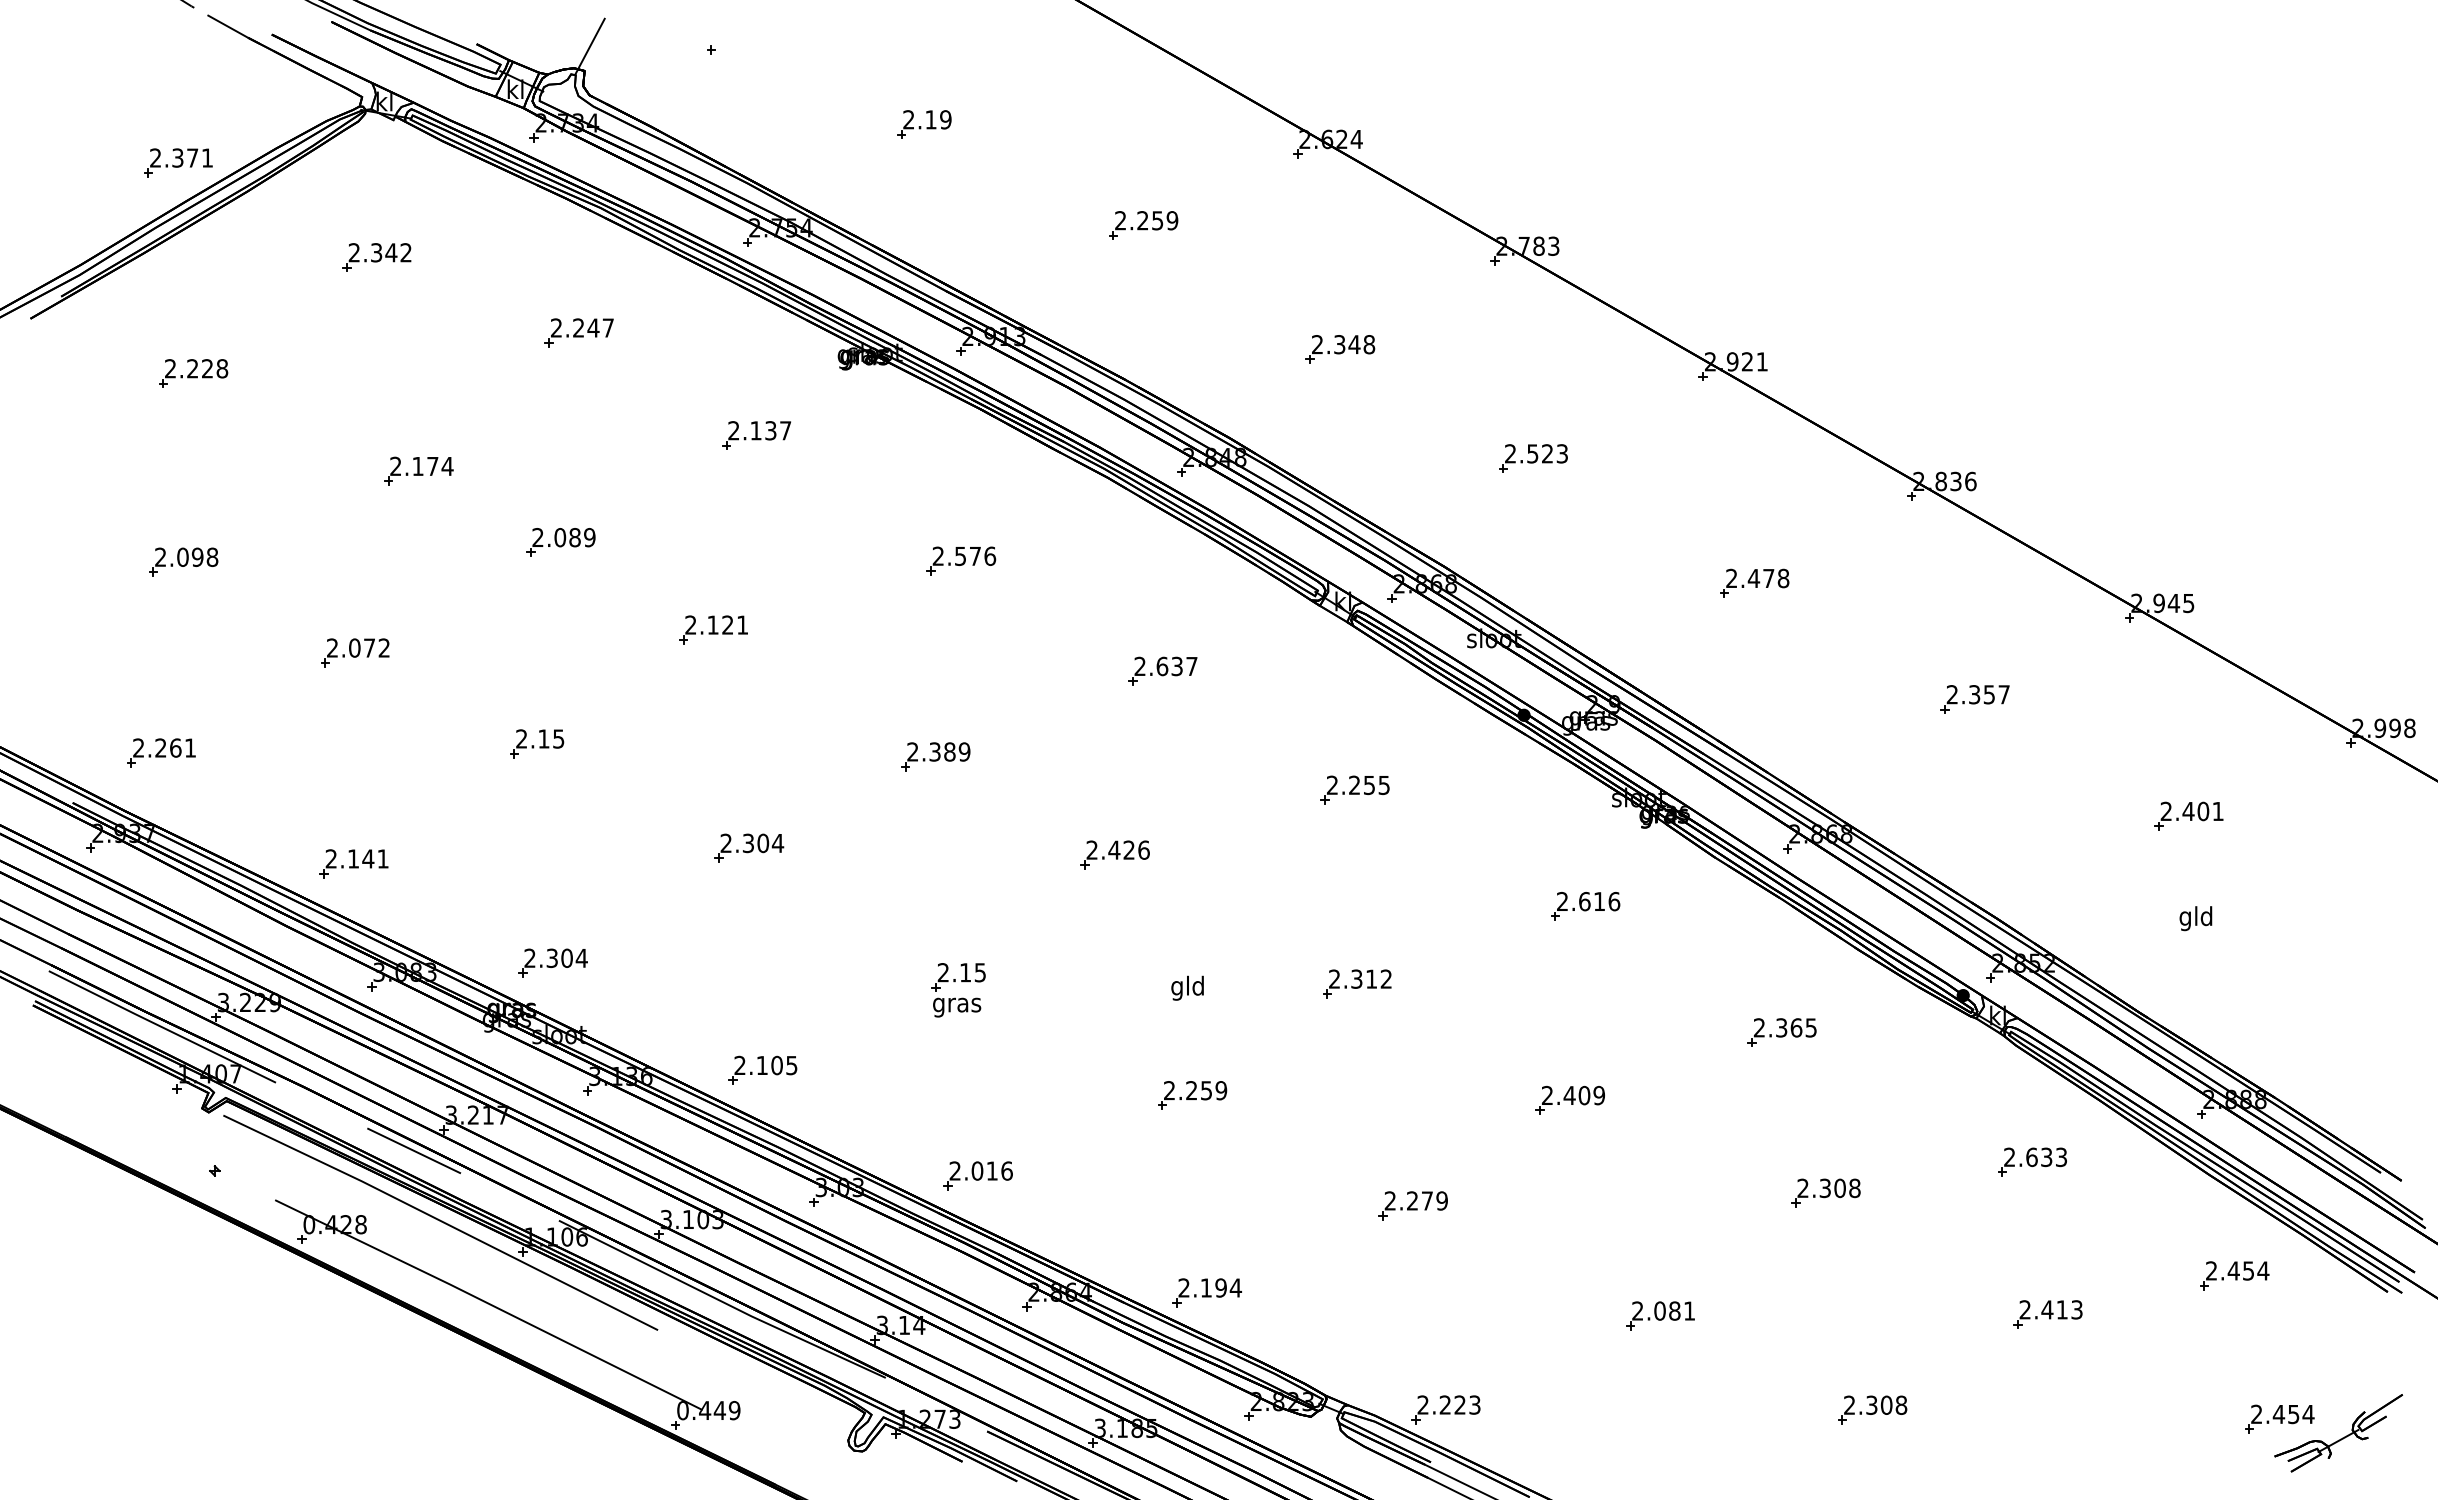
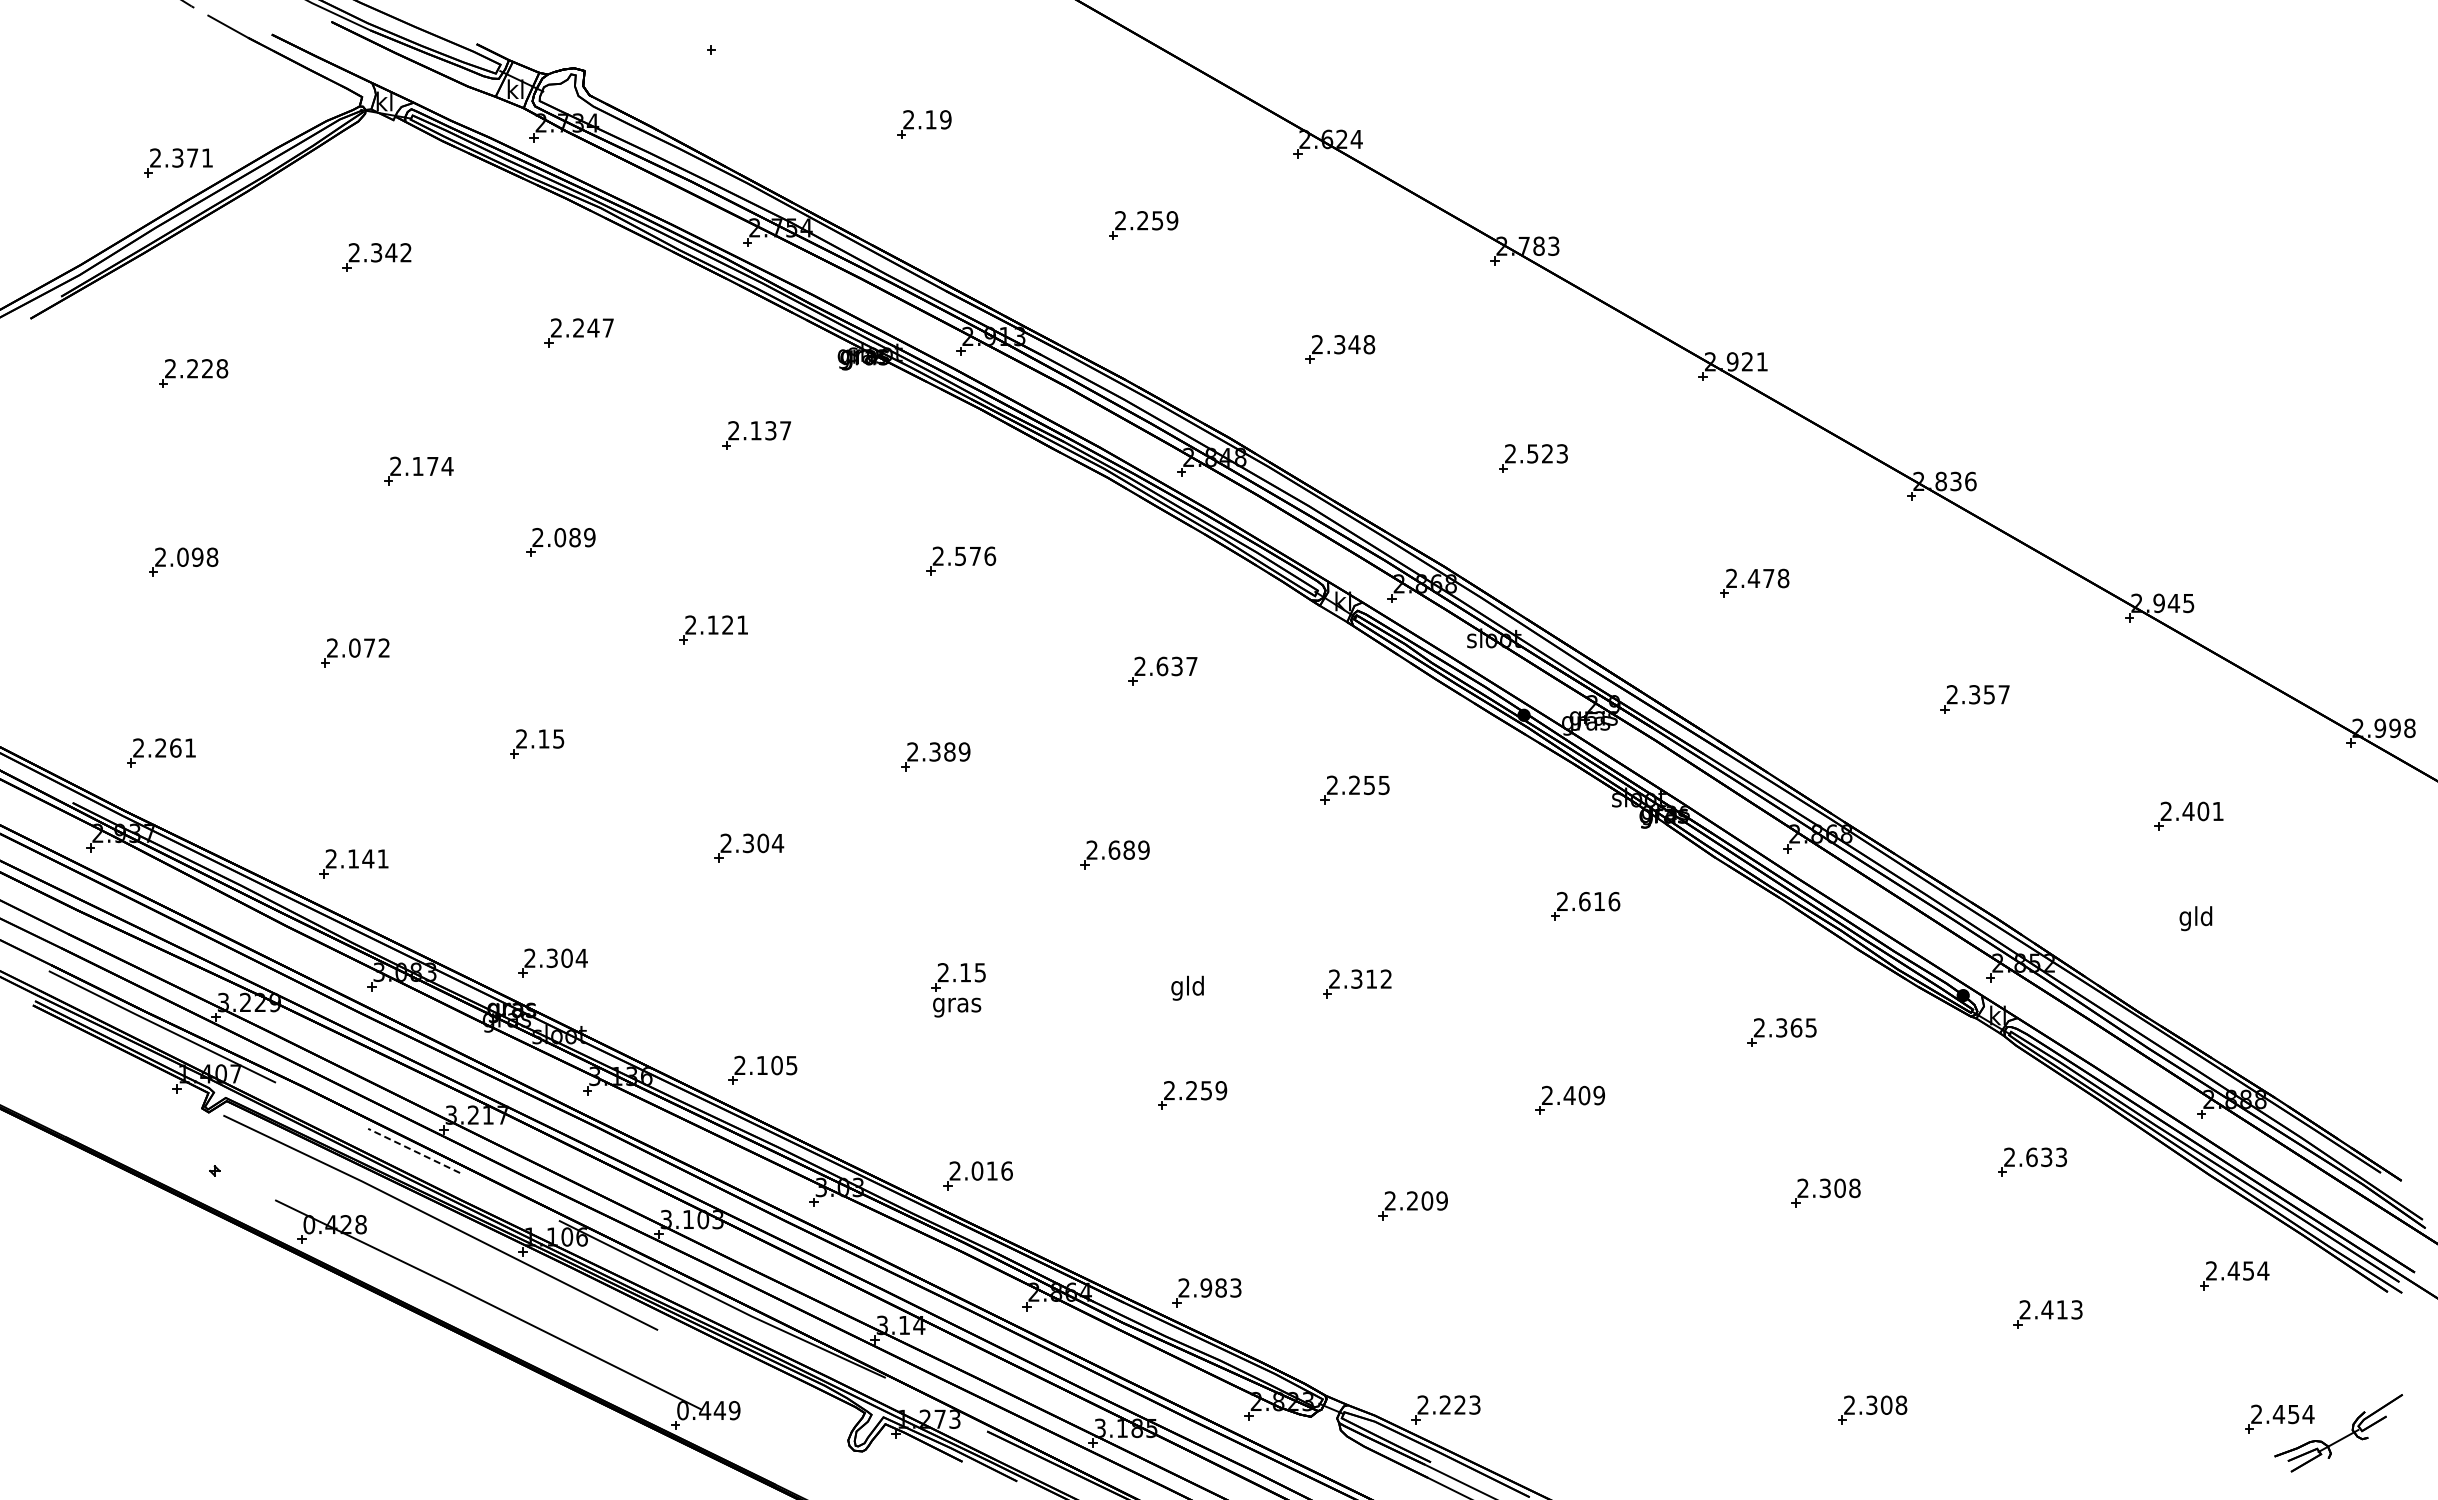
line: present -> none (589, 46)
text: 2.426 -> 2.689 (1128, 849)
line: solid -> dashed (414, 1150)
text: 2.279 -> 2.209 (1427, 1200)
text: 2.194 -> 2.983 (1221, 1287)
part: present -> none (1660, 1315)
